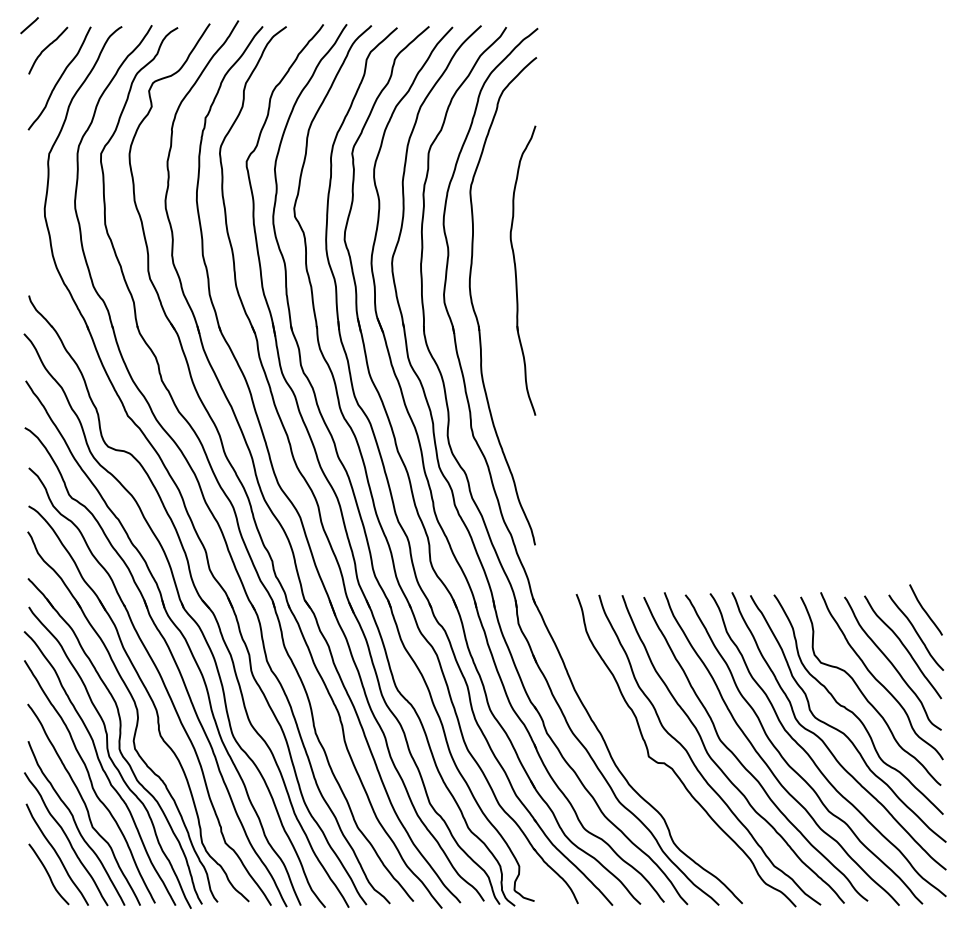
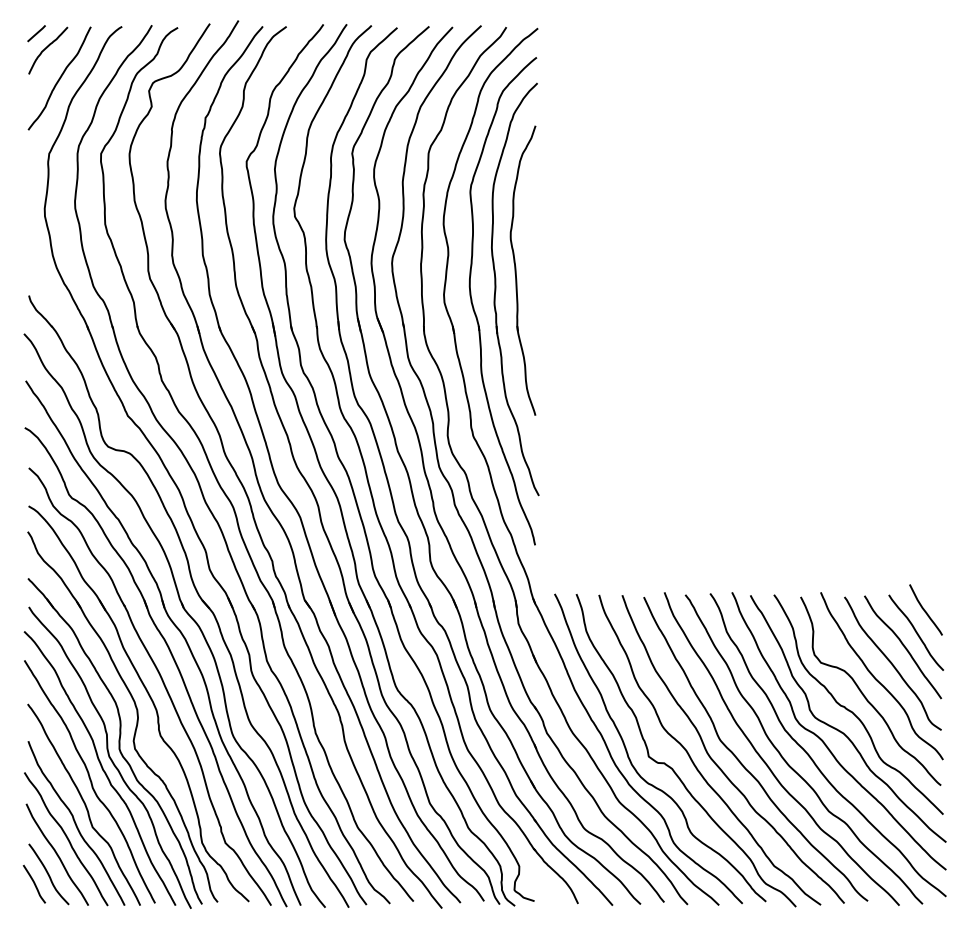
line position: (29, 25) -> (36, 33) (36, 33)
part: none -> present (496, 289)
curve: none -> present (630, 758)
line: none -> present (34, 883)
